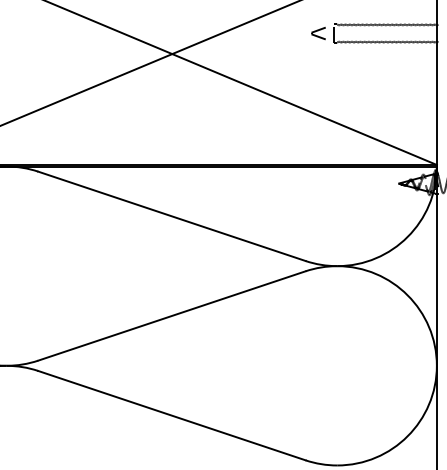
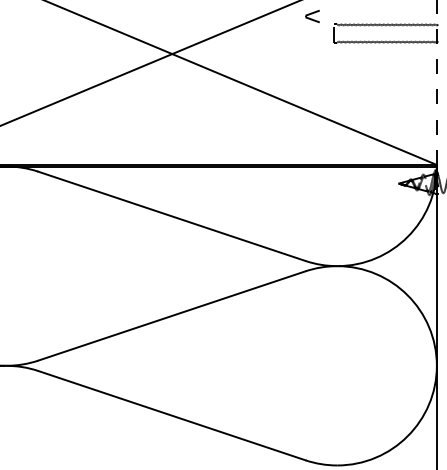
part position: (318, 33) -> (312, 16) (312, 16)
line: solid -> dashed (436, 83)
